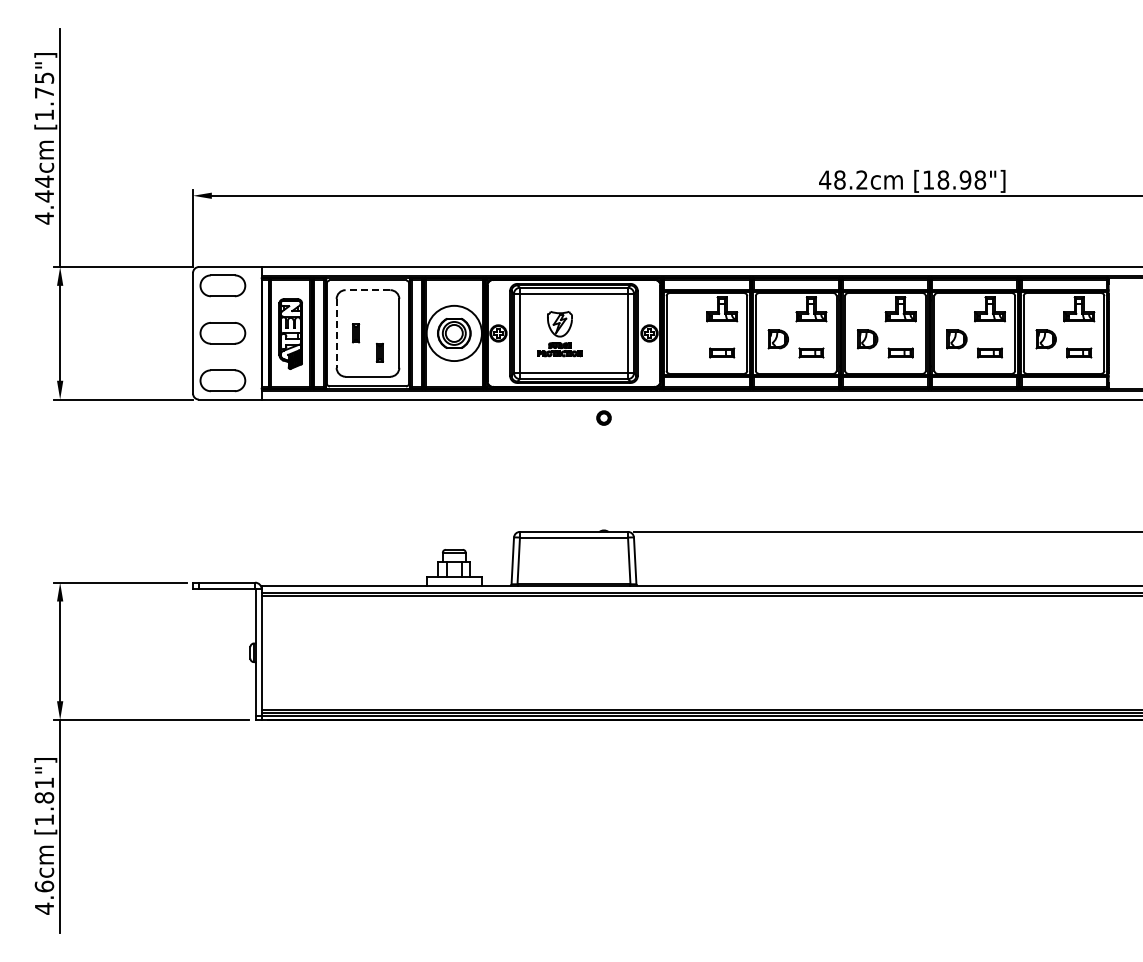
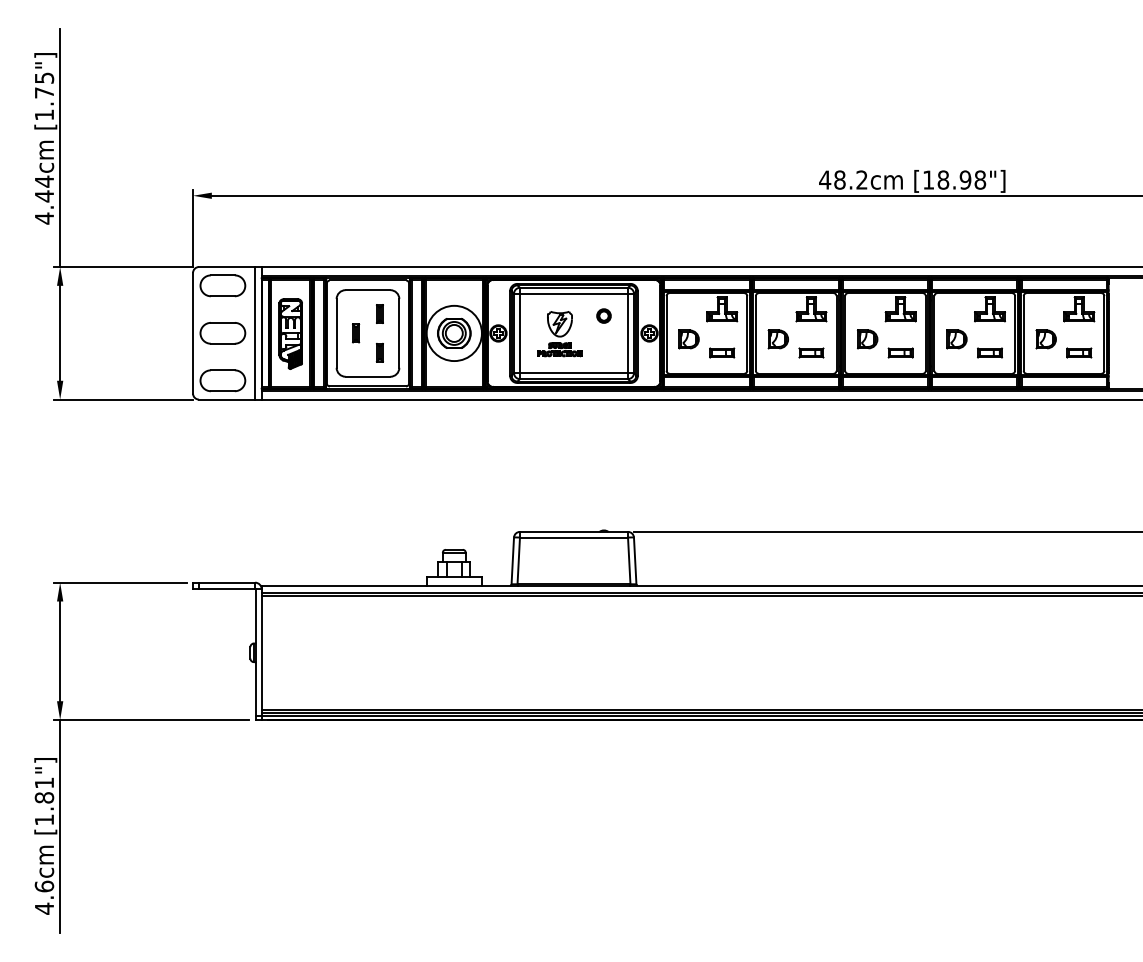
line: dashed -> solid (367, 290)
part: none -> present (379, 313)
line: none -> present (255, 333)
line: dashed -> solid (336, 333)
part: none -> present (688, 339)
circle position: (603, 417) -> (603, 315) (603, 315)
